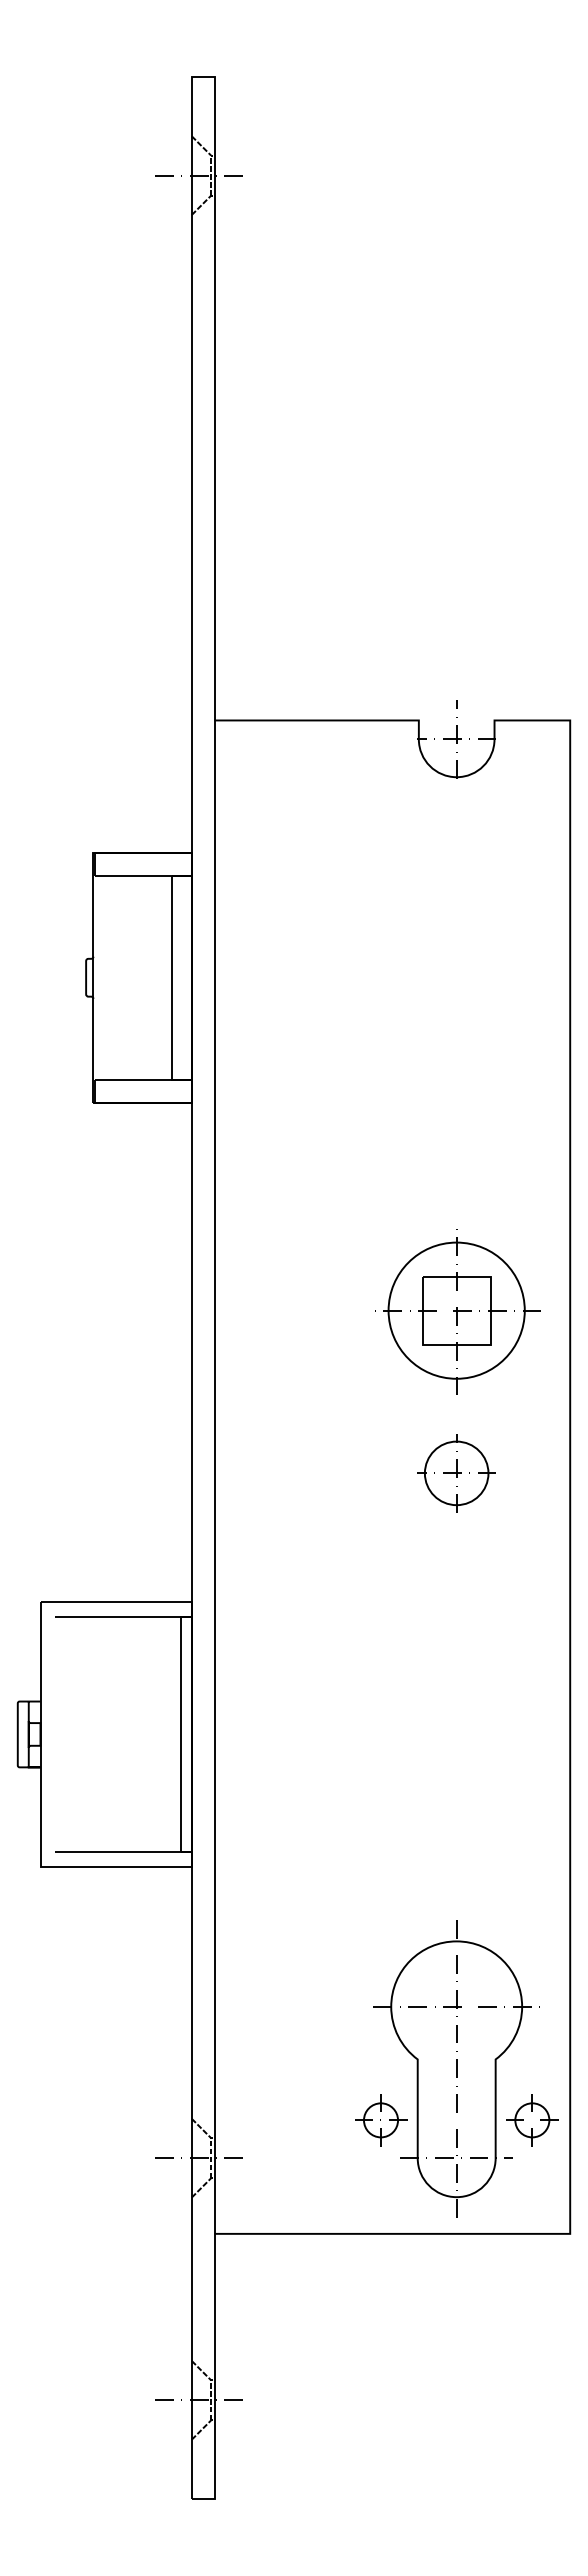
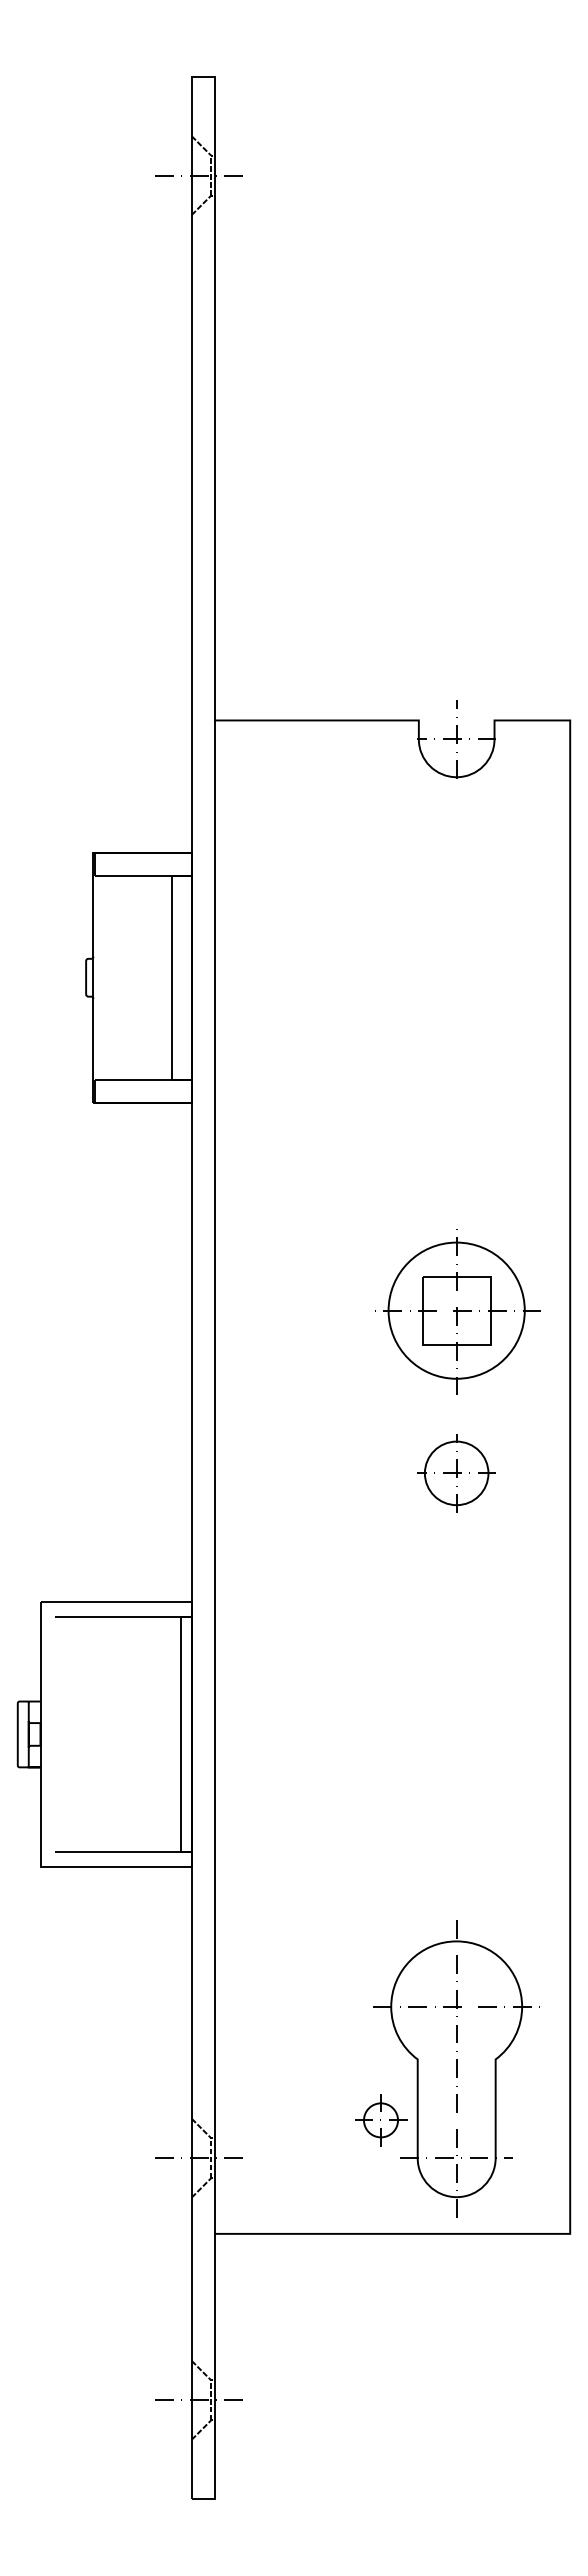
part: present -> none (532, 2120)
